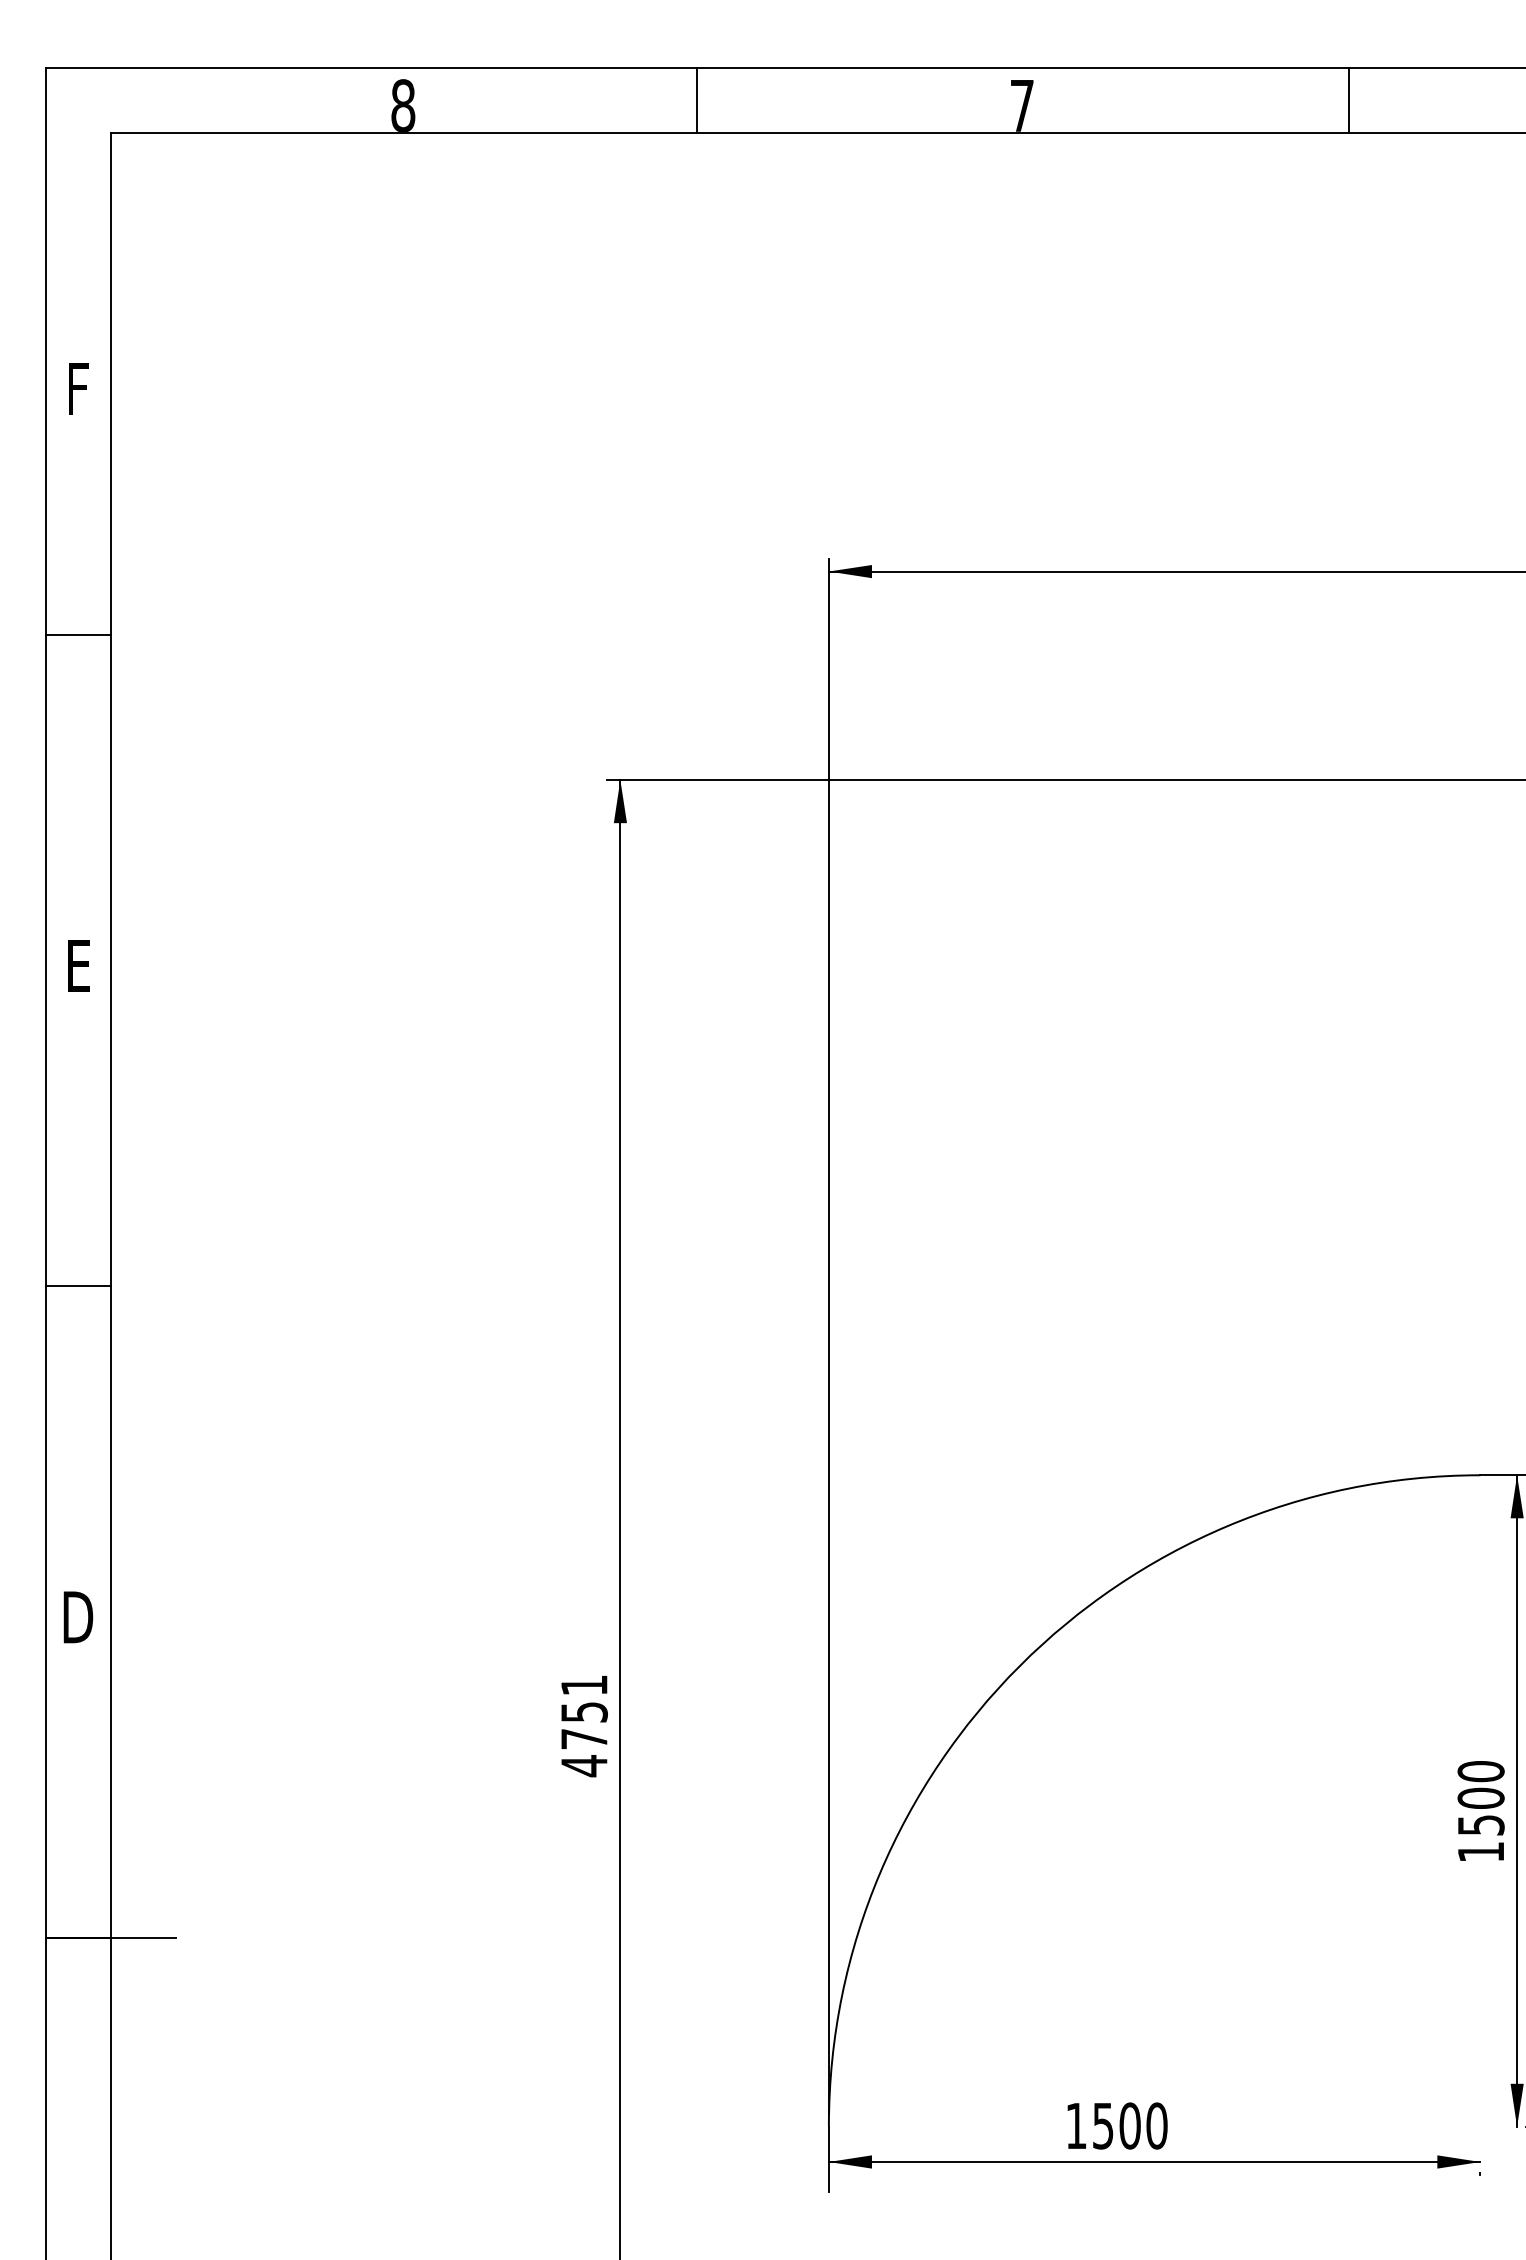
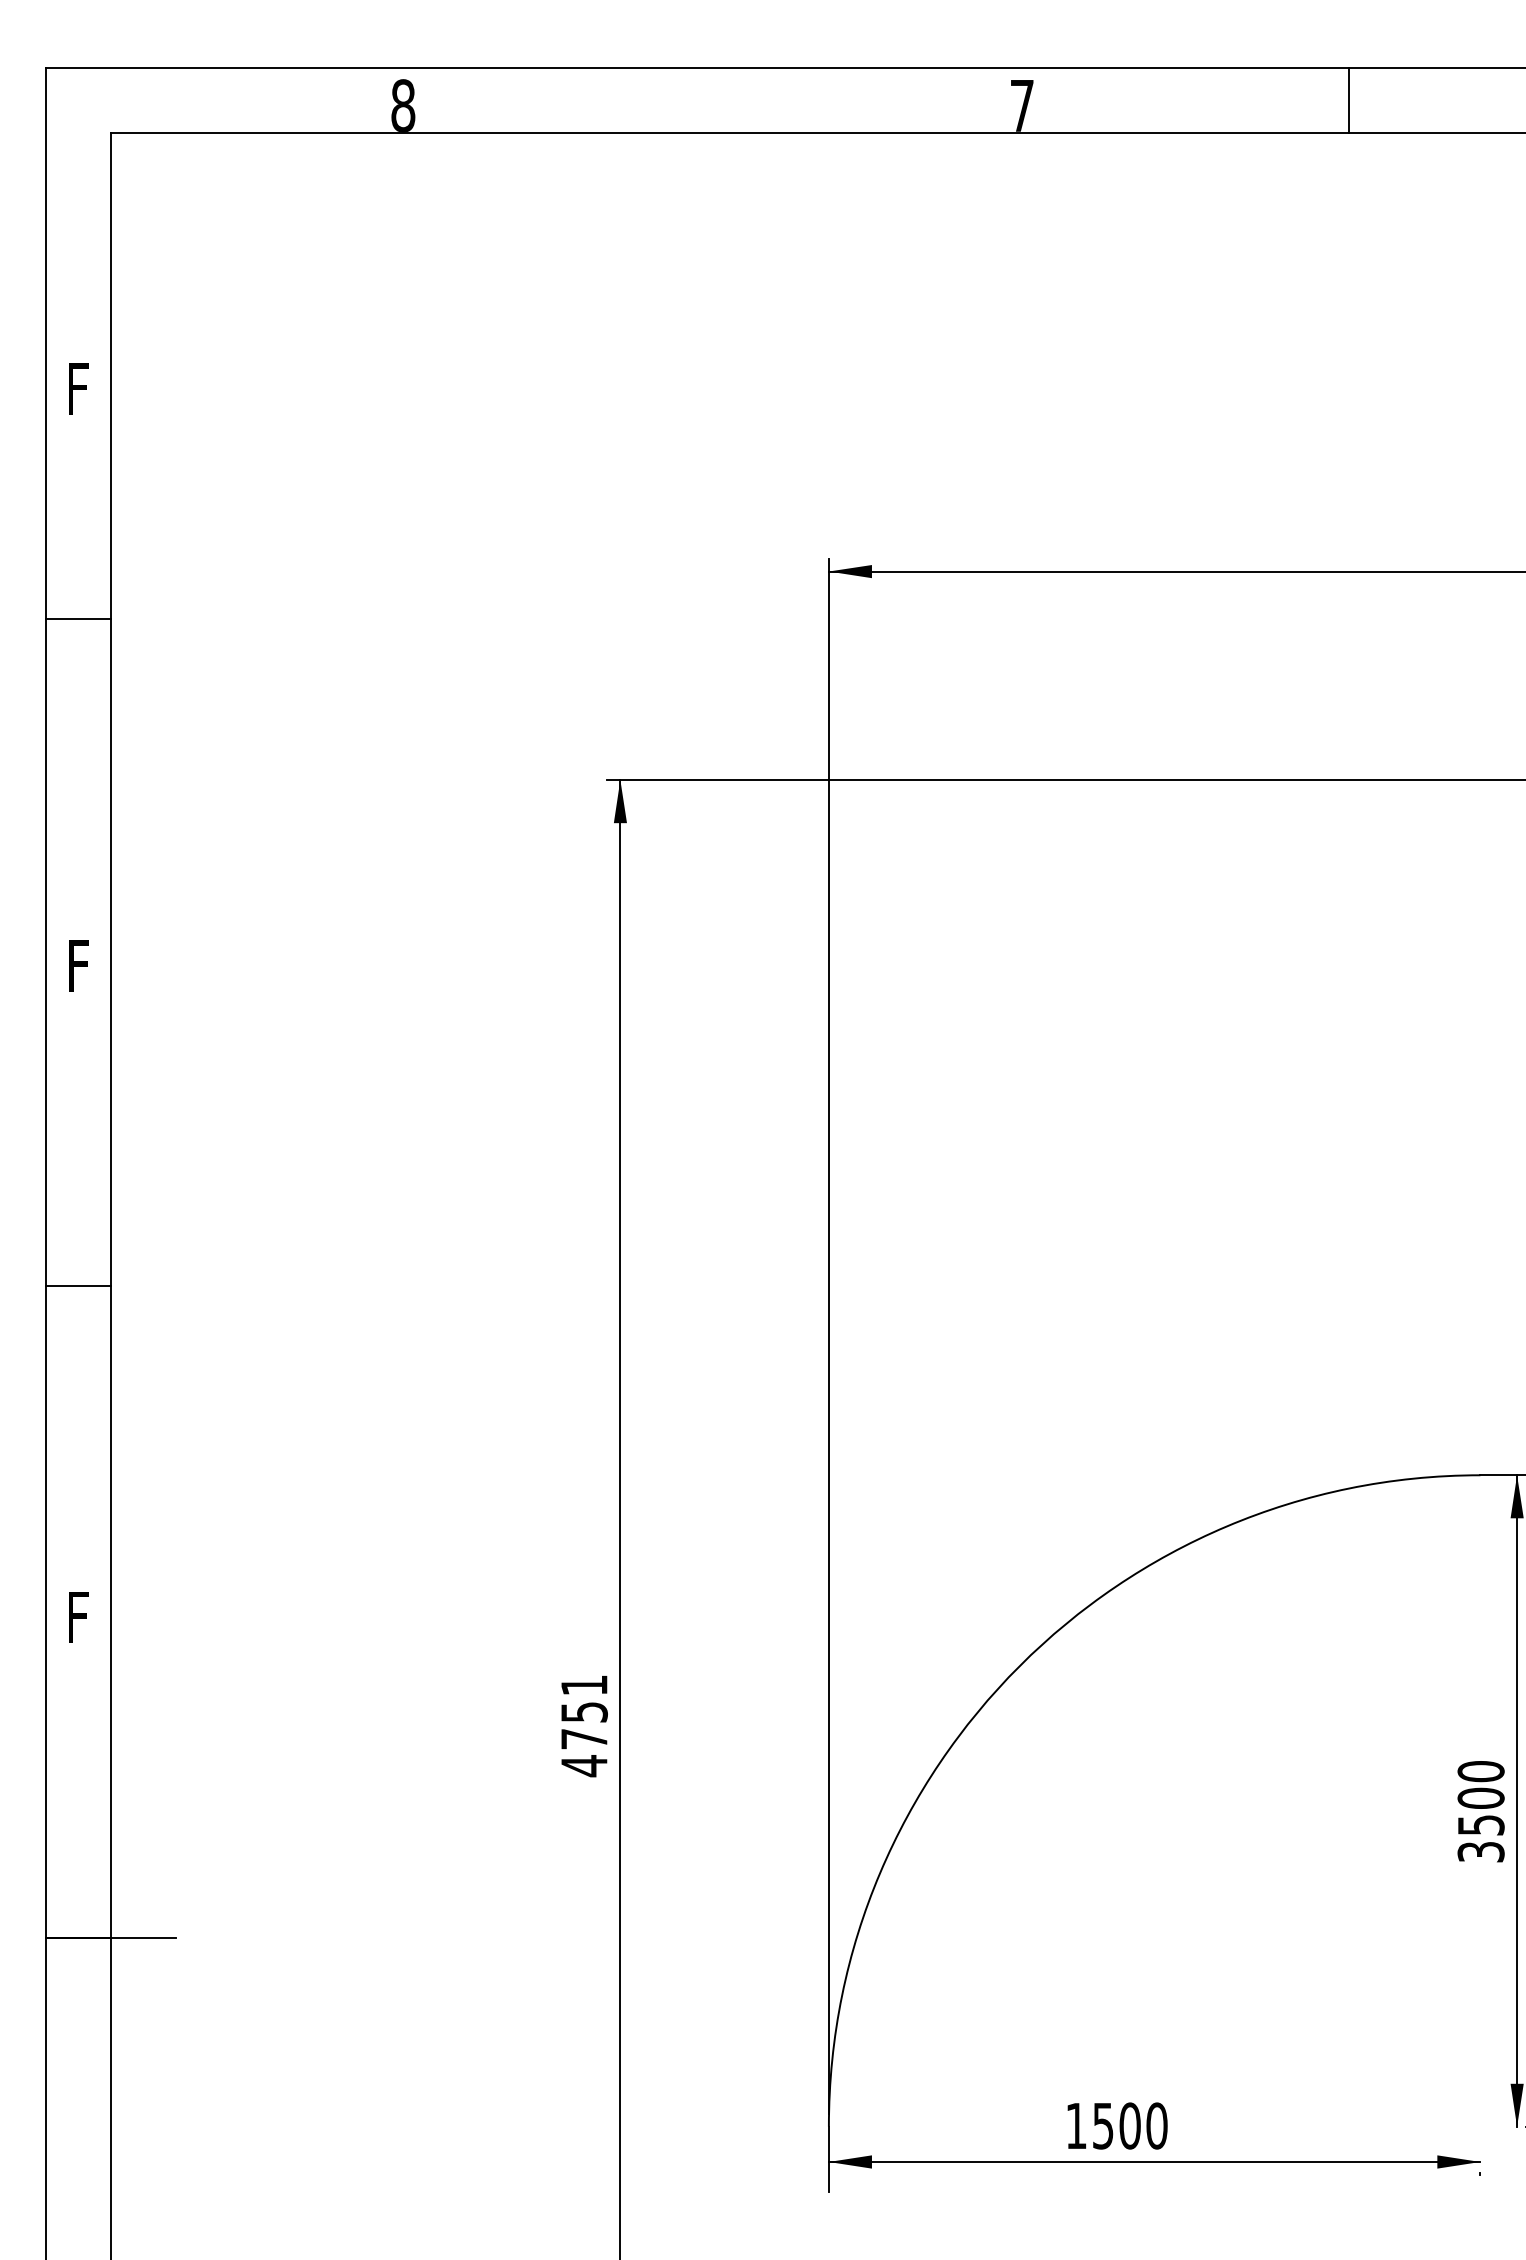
line: present -> none (697, 99)
line position: (77, 634) -> (77, 618) (77, 618)
text: E -> F (78, 965)
text: D -> F (78, 1617)
text: 1500 -> 3500 (1480, 1852)
